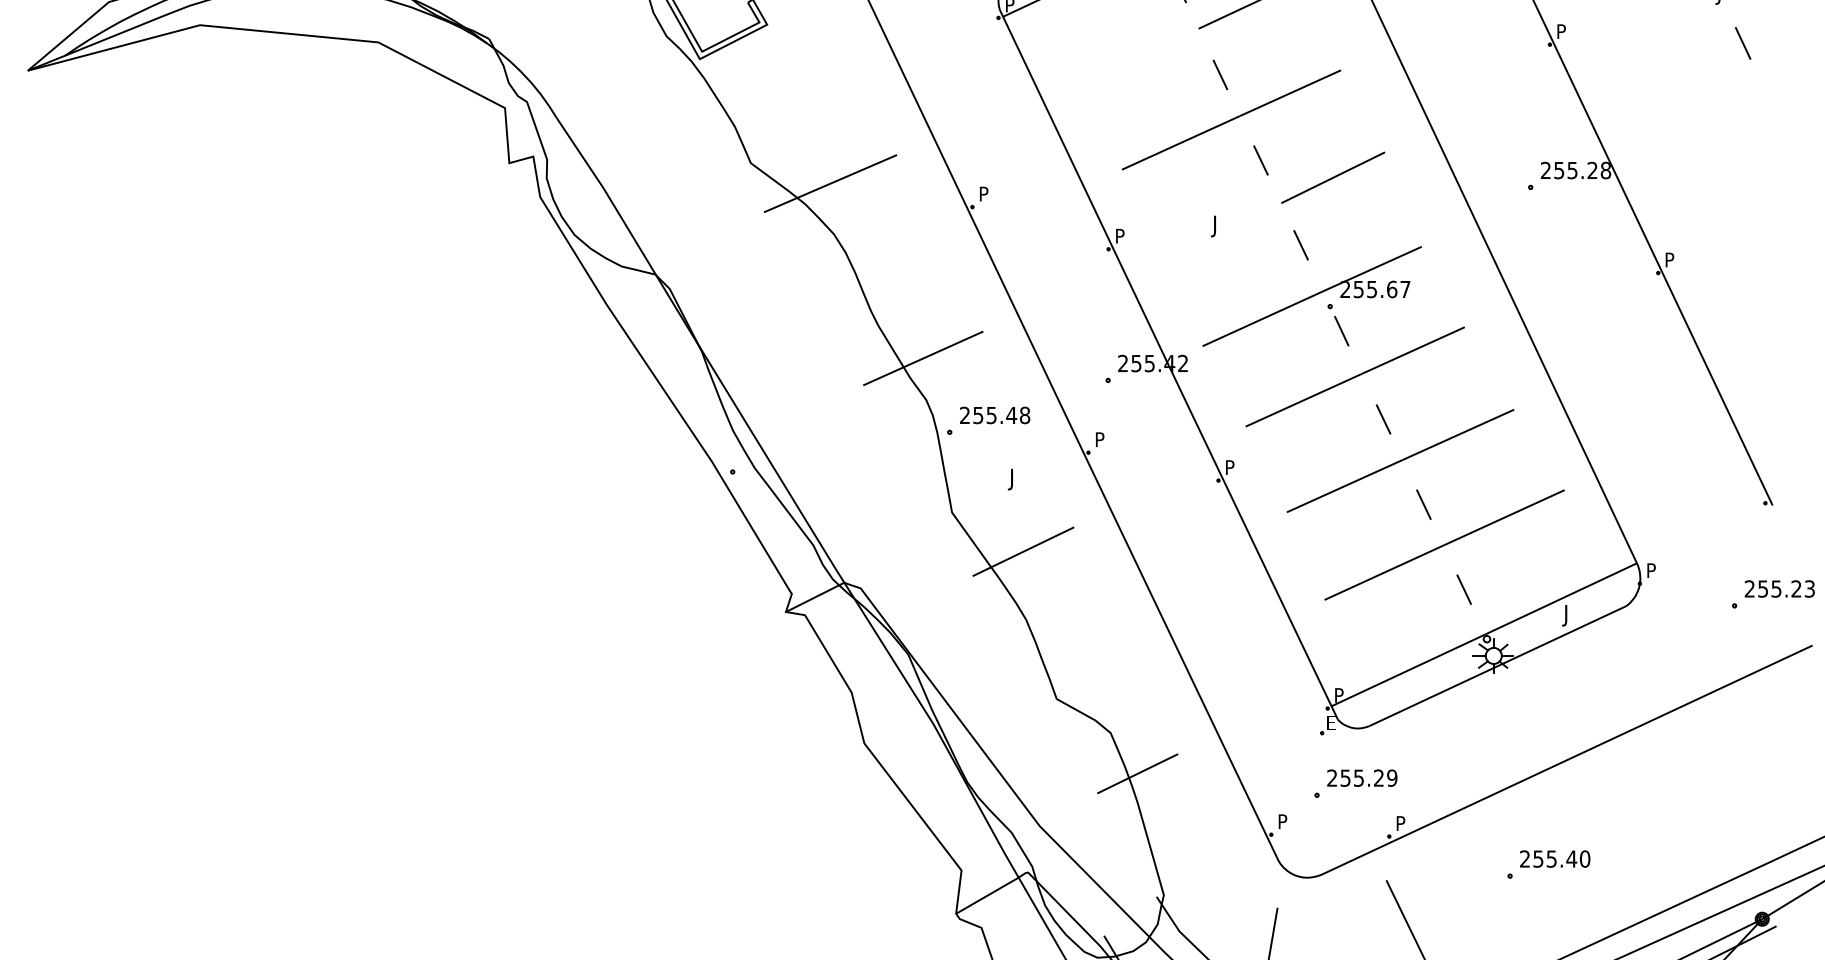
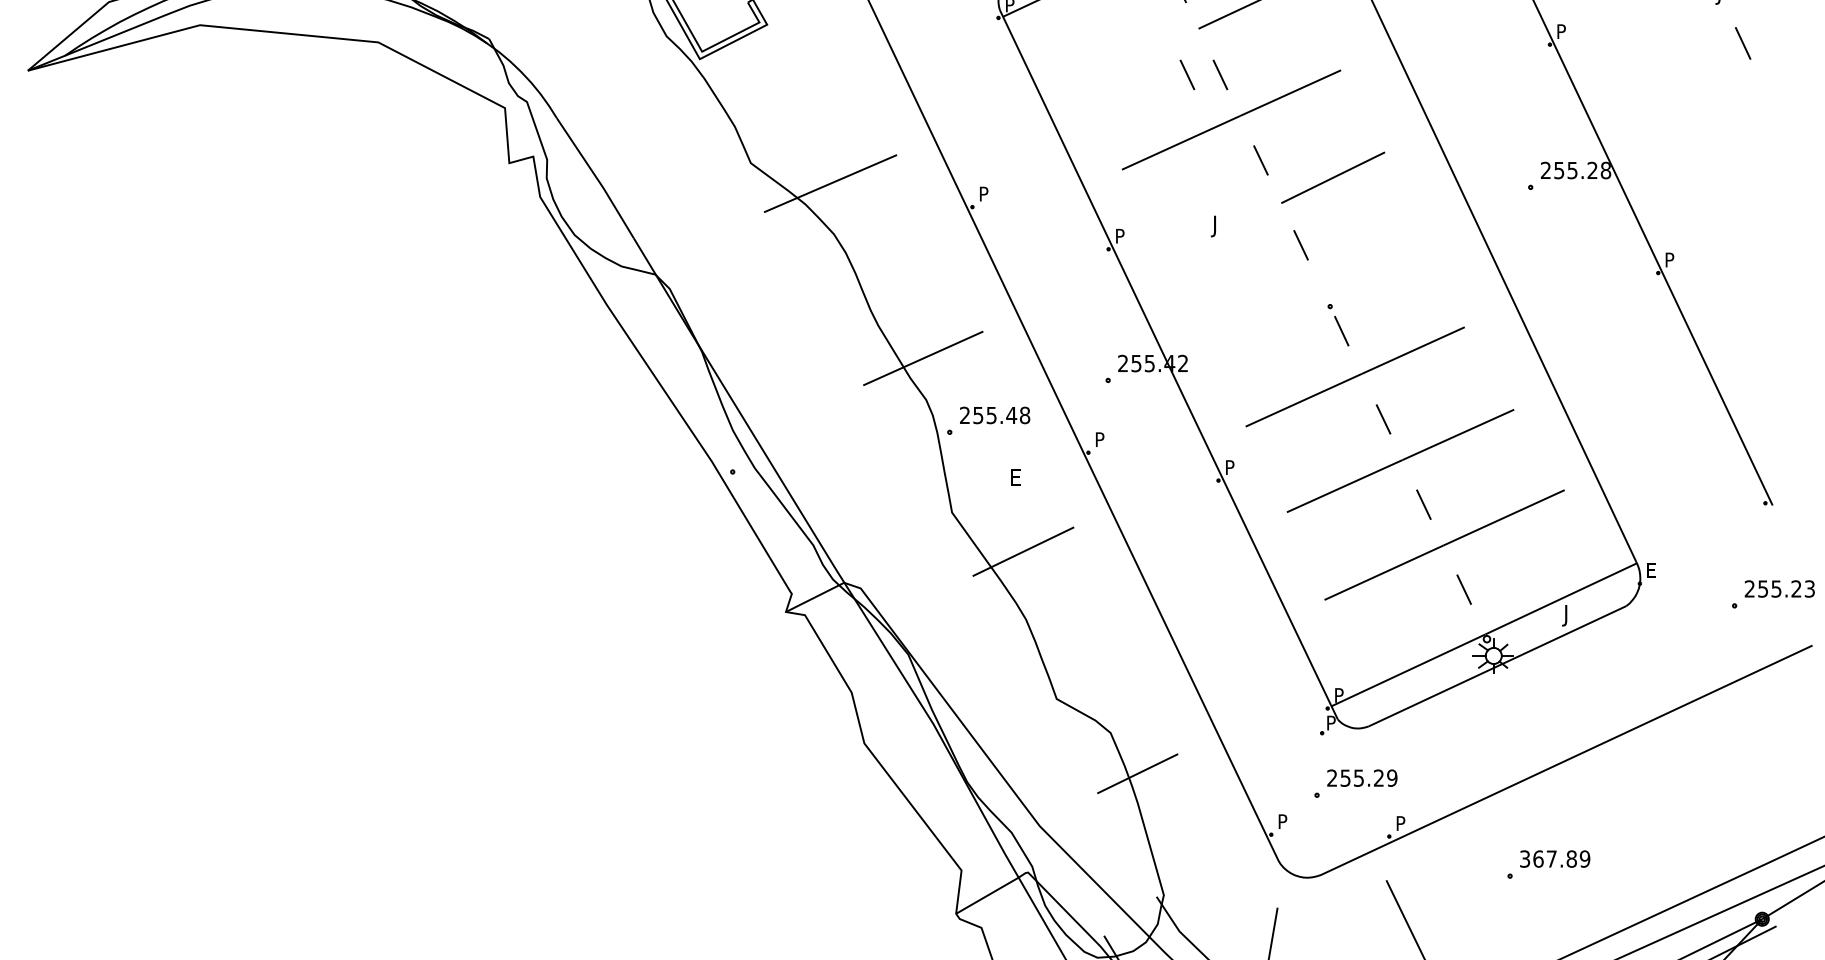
line: none -> present (1187, 74)
part: present -> none (1311, 296)
text: J -> E (1013, 479)
text: P -> E (1651, 570)
text: E -> P (1331, 722)
text: 255.40 -> 367.89 (1555, 858)
